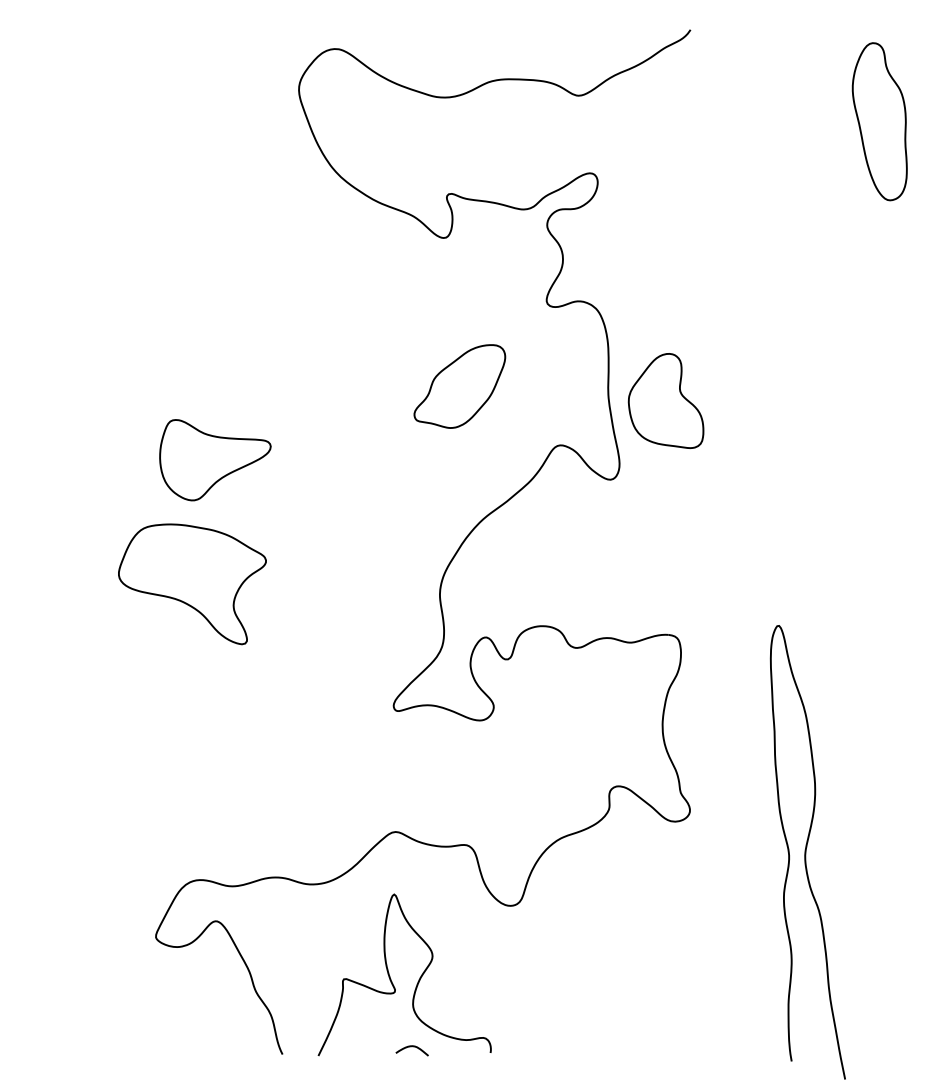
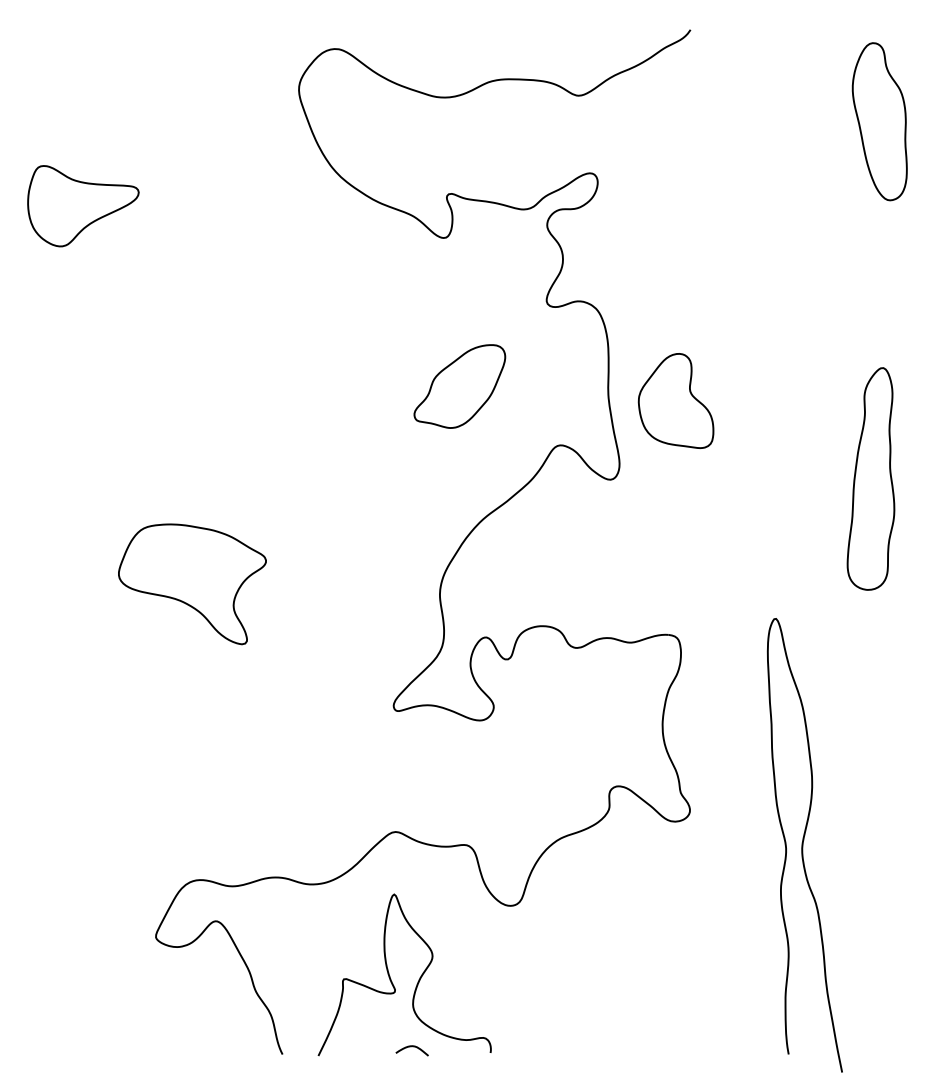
part position: (665, 400) -> (675, 400) (675, 400)
part position: (215, 460) -> (83, 206) (83, 206)
part: none -> present (870, 478)
curve position: (806, 852) -> (803, 845) (803, 845)
